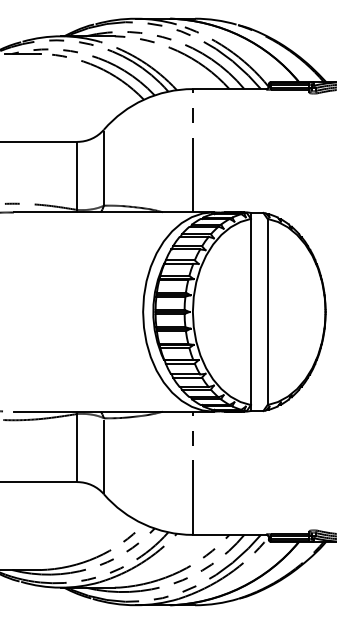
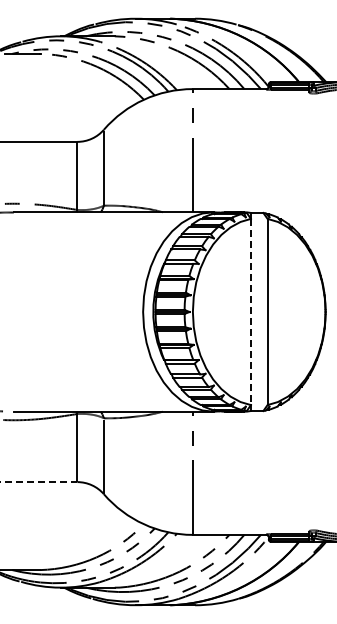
line: solid -> dashed (250, 312)
line: solid -> dashed (39, 482)
